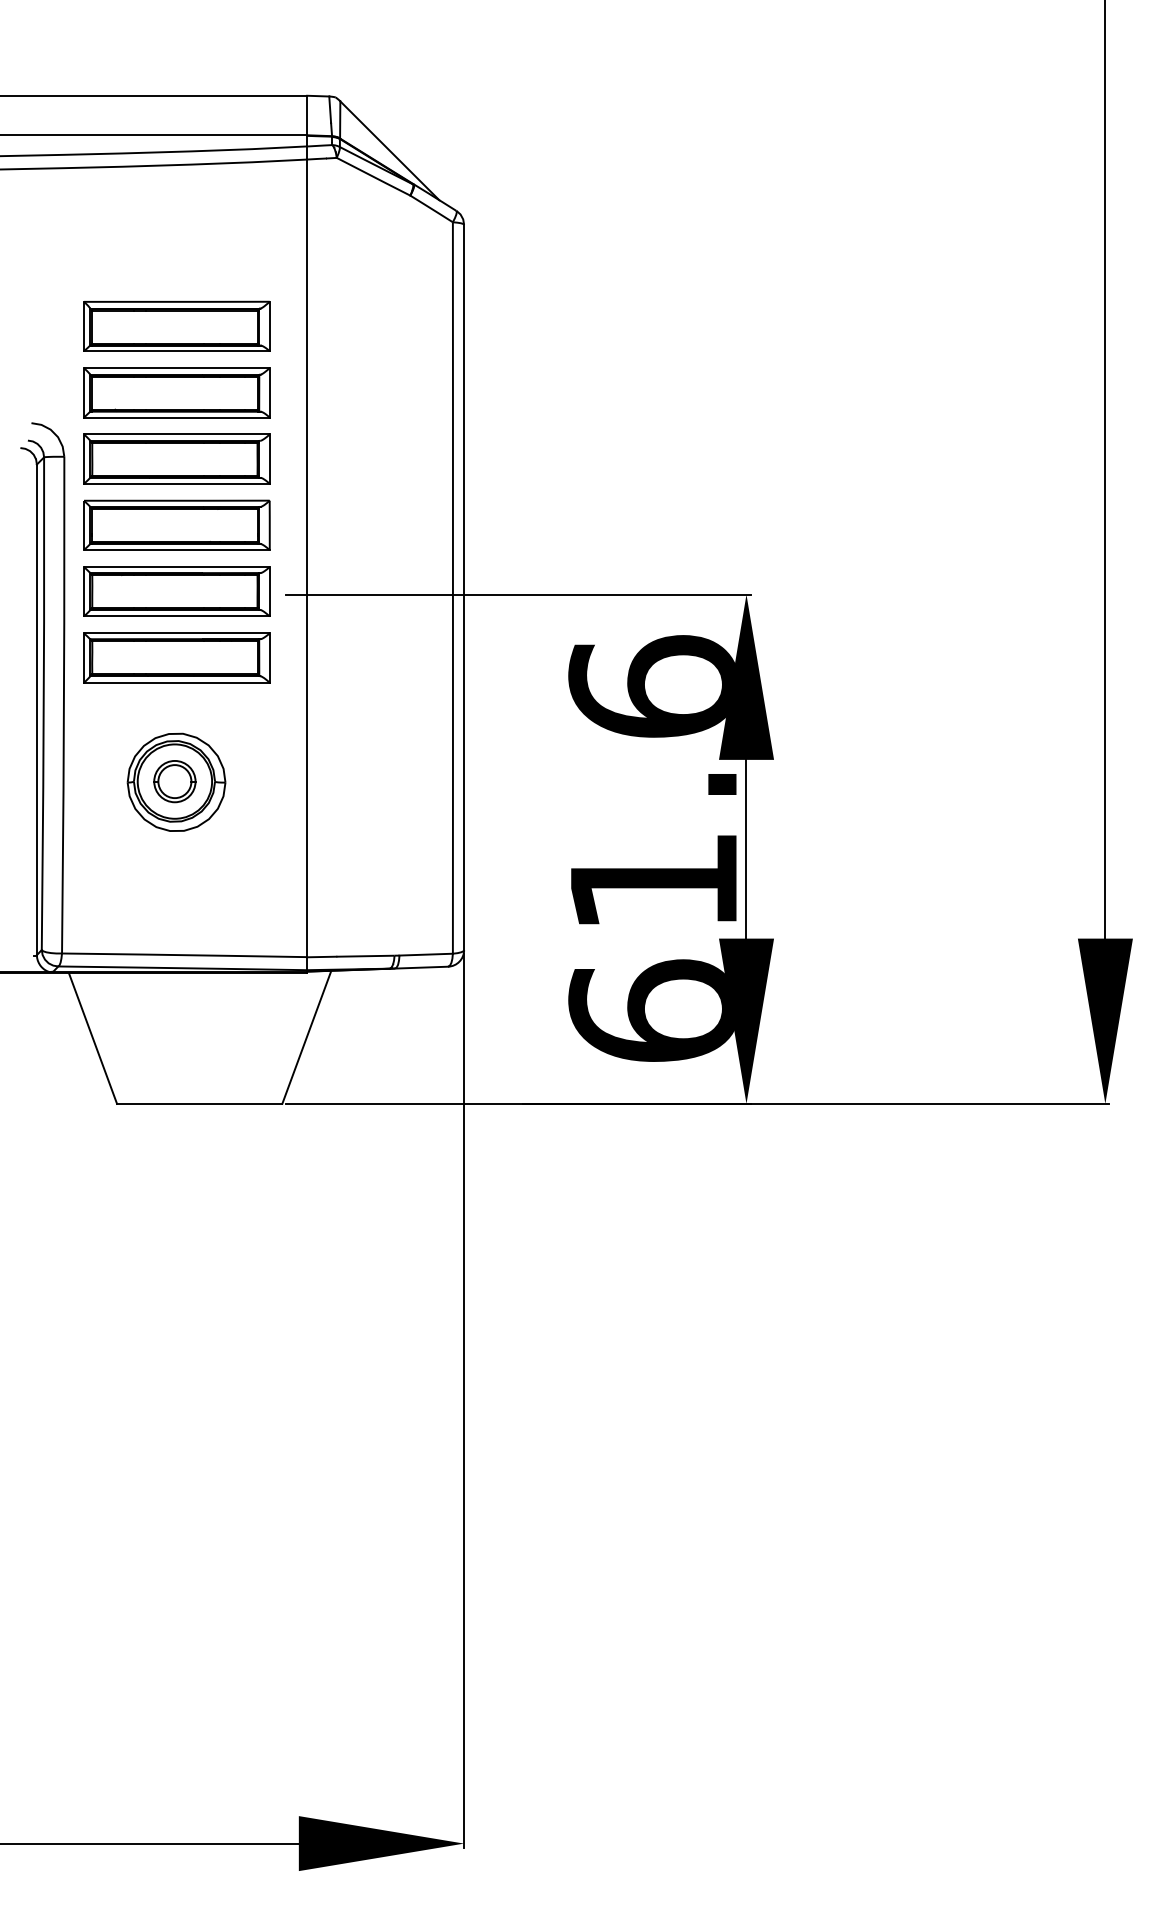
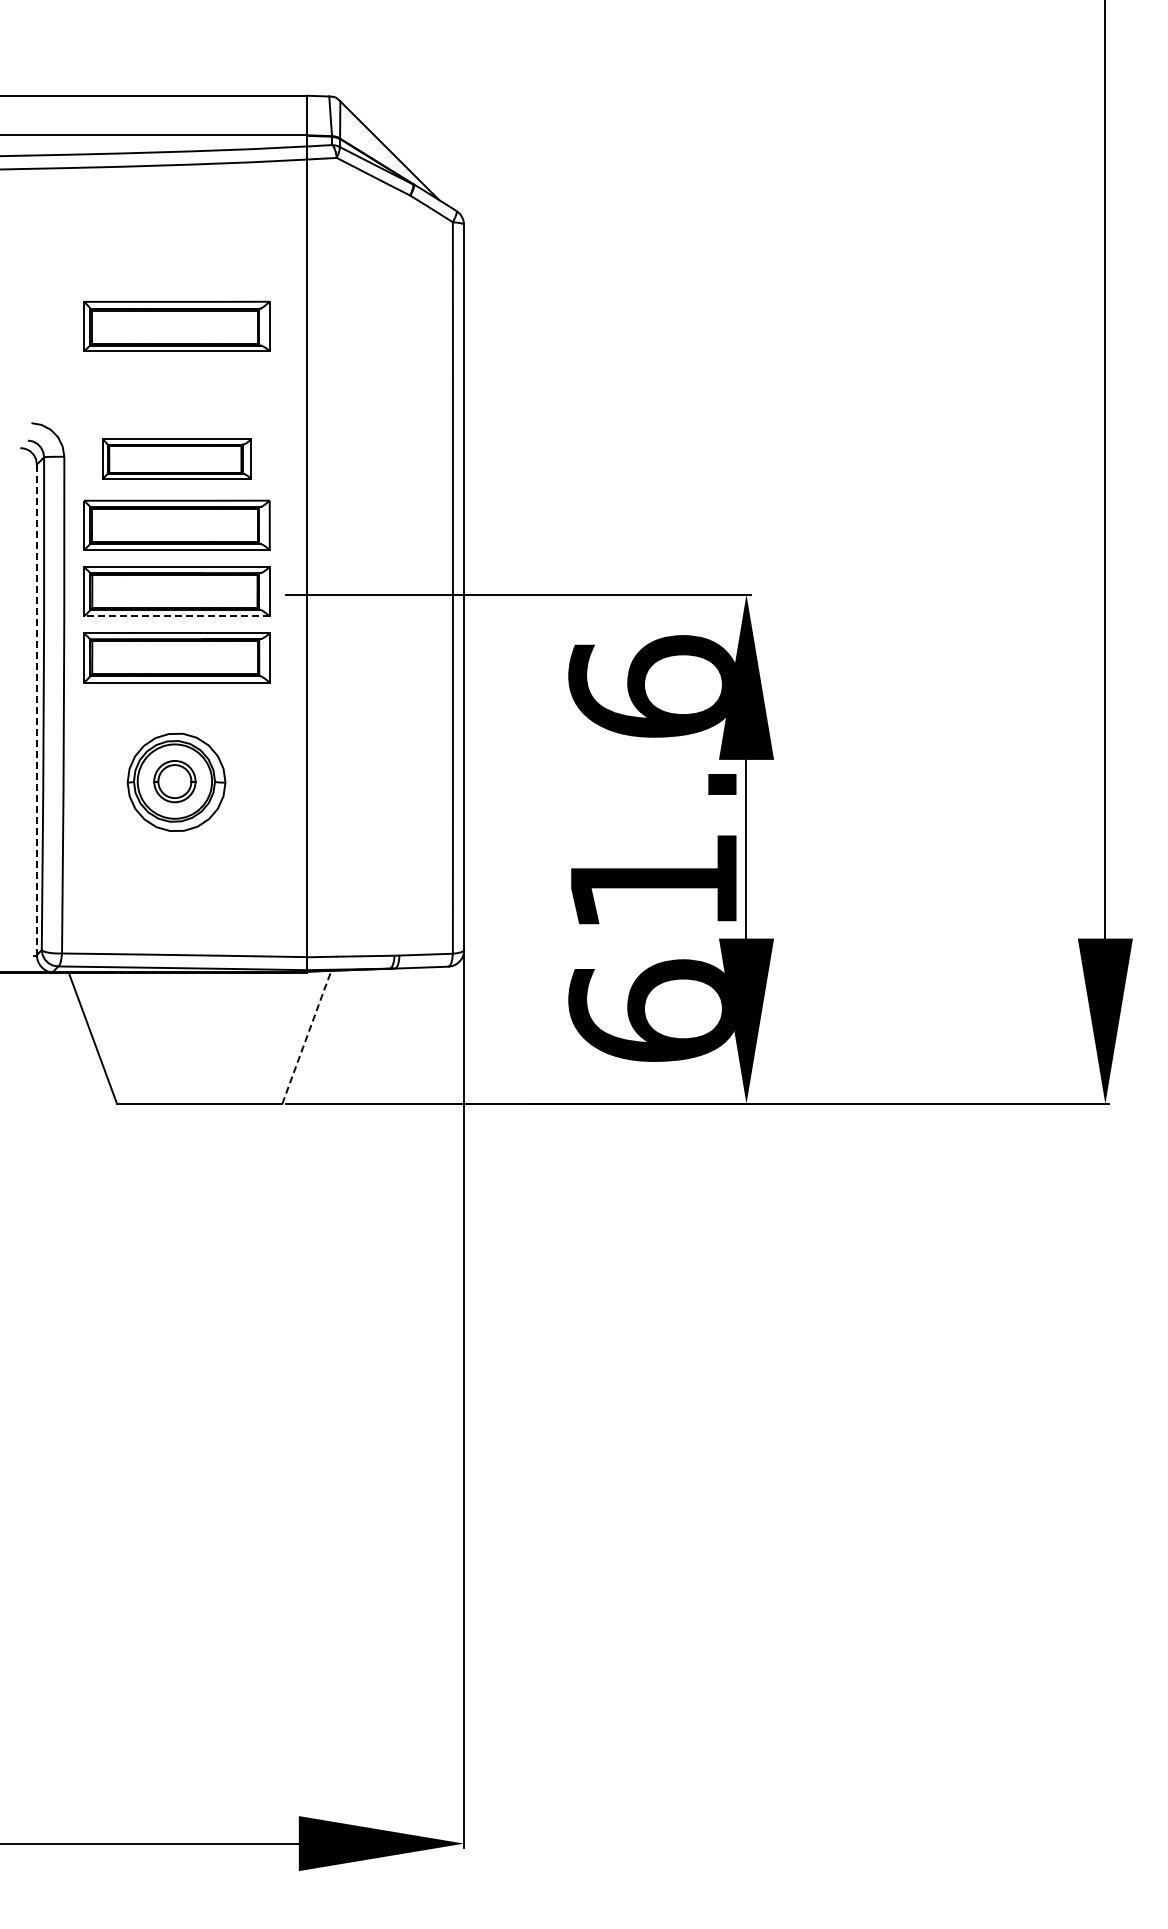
part: present -> none (176, 392)
part size: 188x52 px -> 150x42 px (176, 458)
line: solid -> dashed (176, 616)
line: solid -> dashed (36, 710)
line: solid -> dashed (306, 1037)
